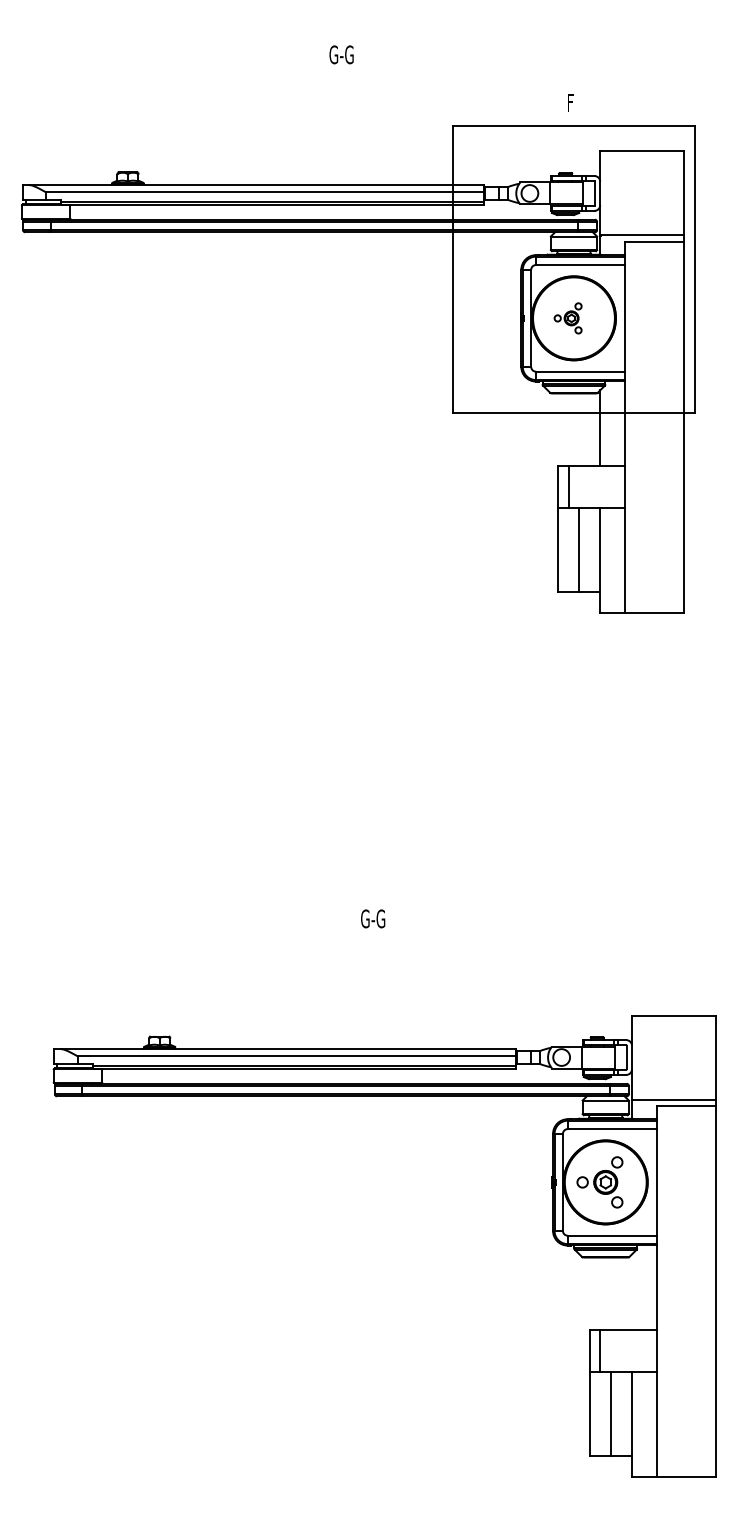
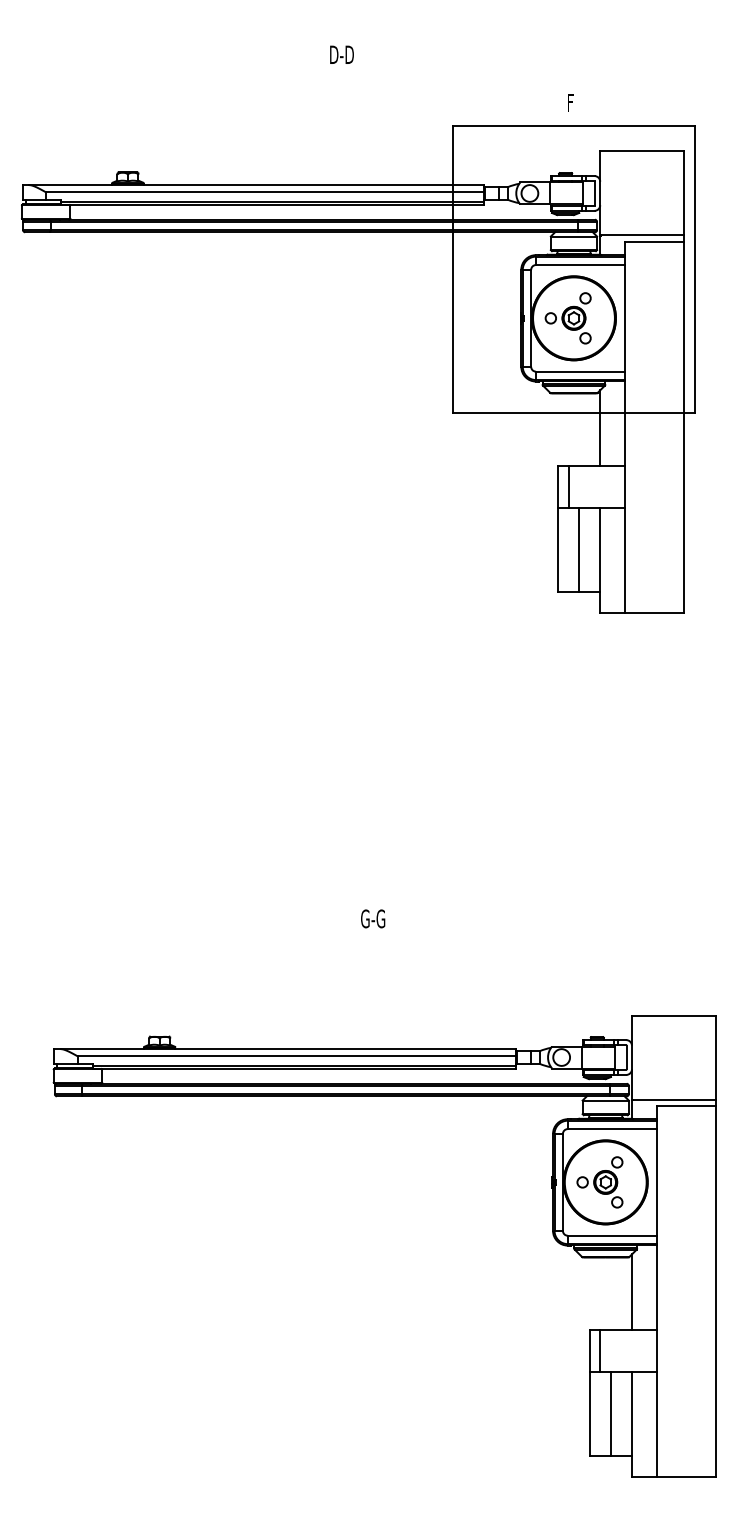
text: G-G -> D-D (341, 54)
part size: 30x33 px -> 48x53 px (567, 318)
line: none -> present (631, 1292)
